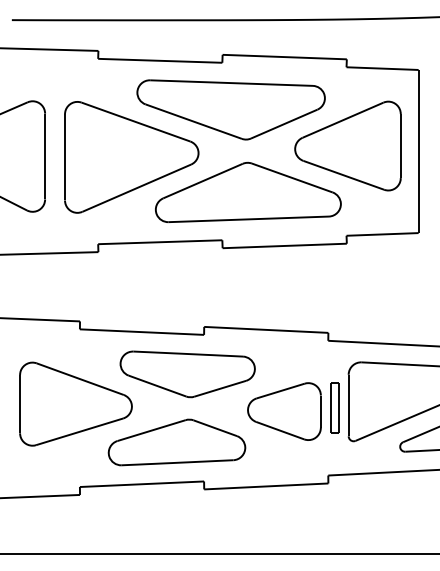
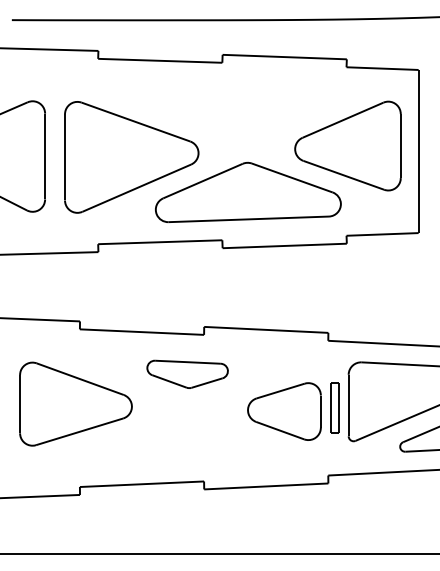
part: present -> none (230, 109)
part size: 137x49 px -> 83x30 px (187, 373)
part: present -> none (176, 442)
